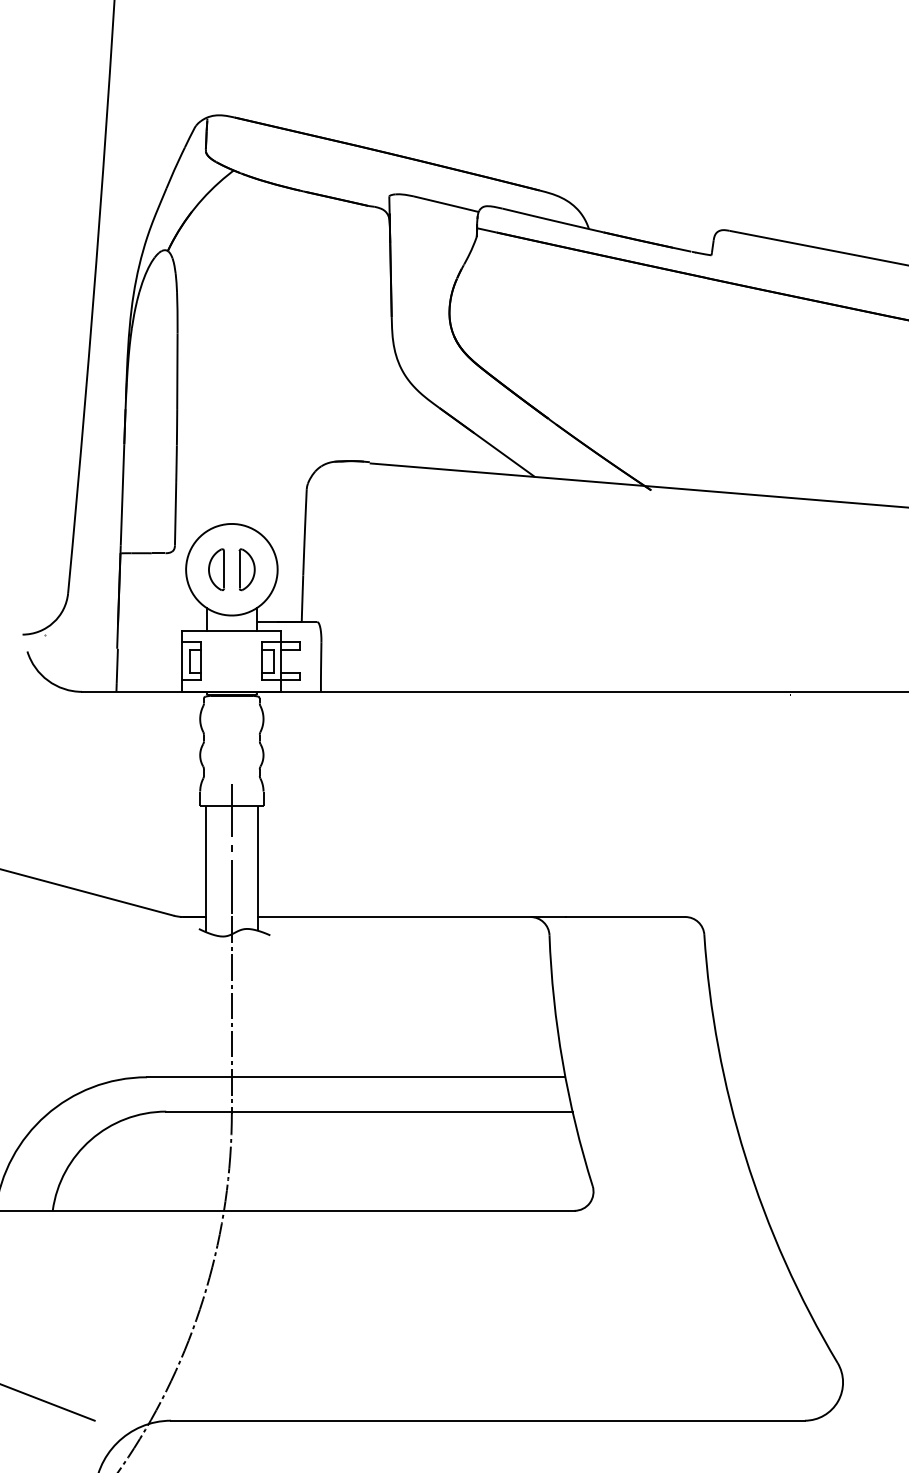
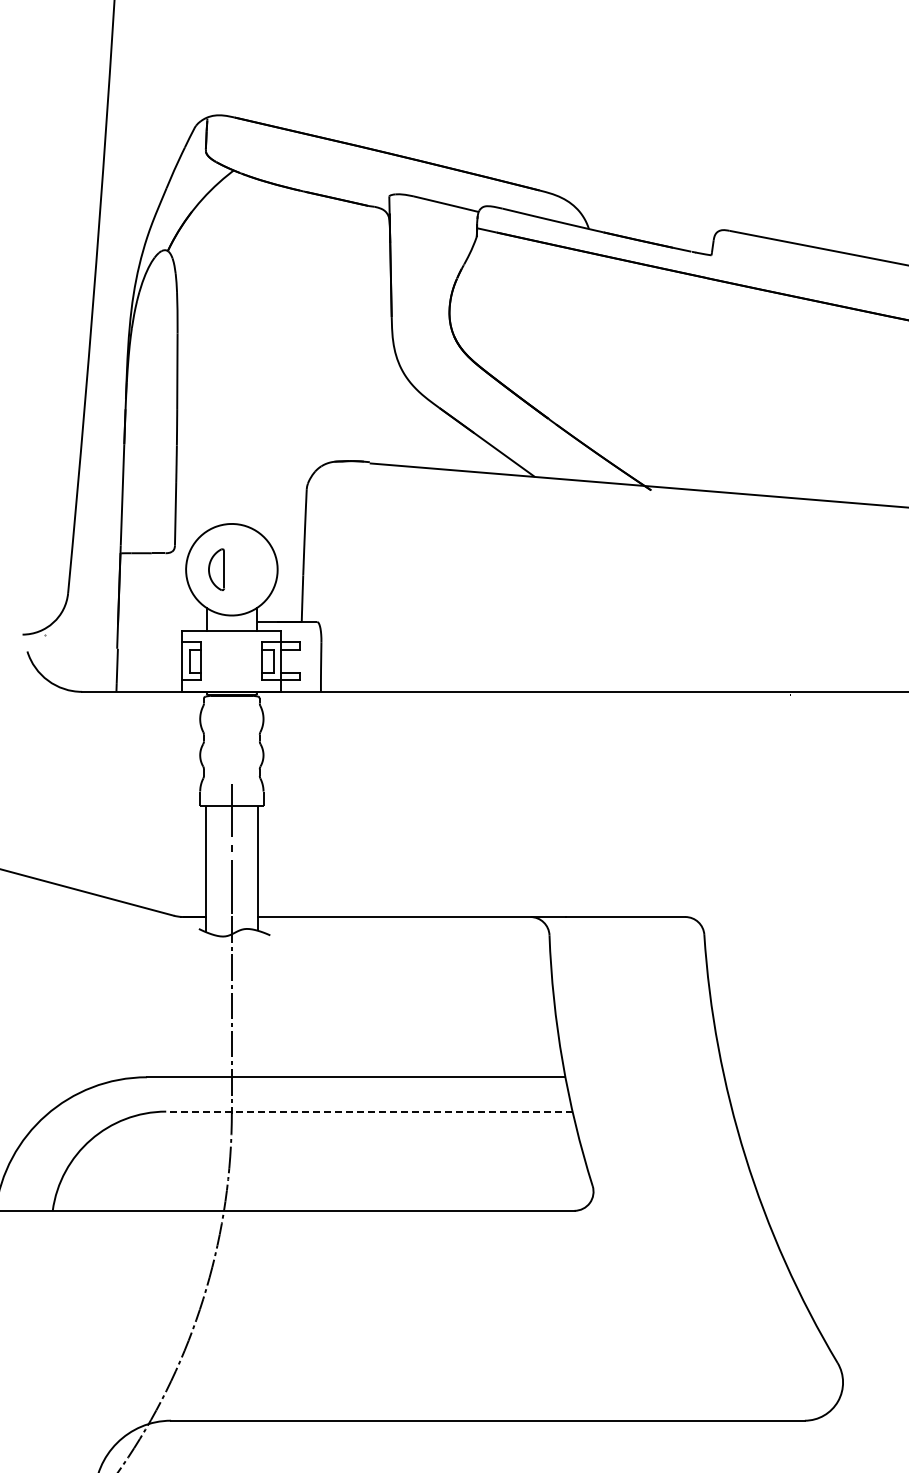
part: present -> none (246, 569)
line: solid -> dashed (368, 1111)
line: present -> none (48, 1402)
